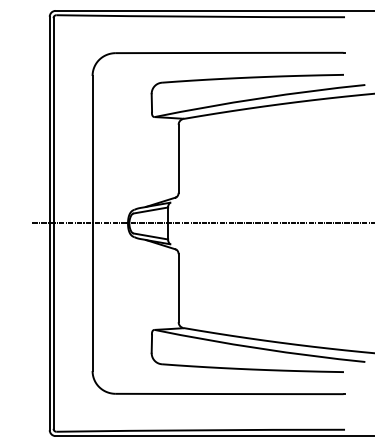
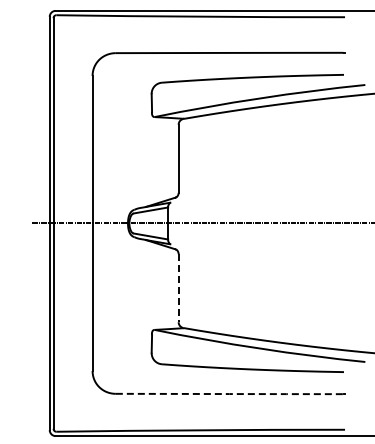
line: solid -> dashed (178, 288)
line: solid -> dashed (230, 394)
